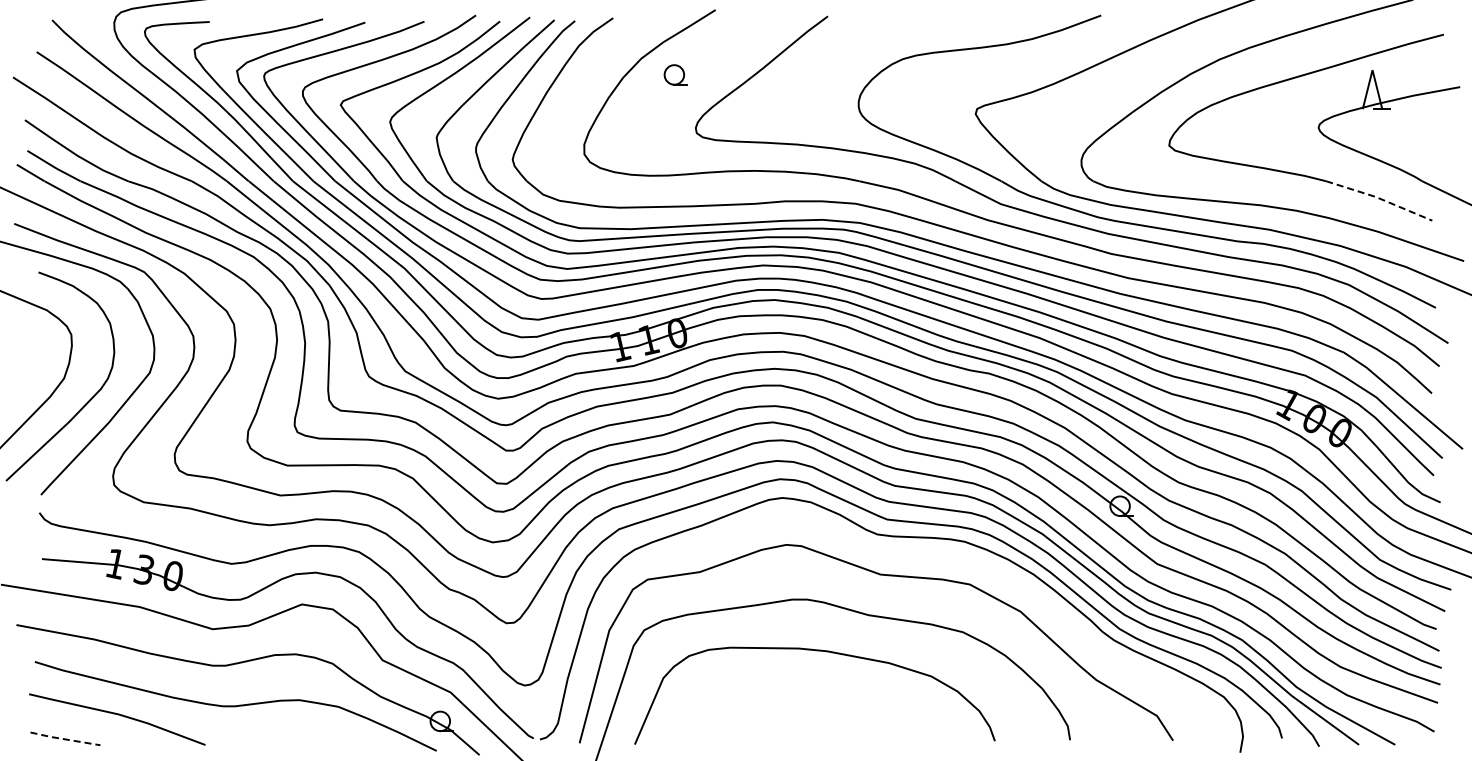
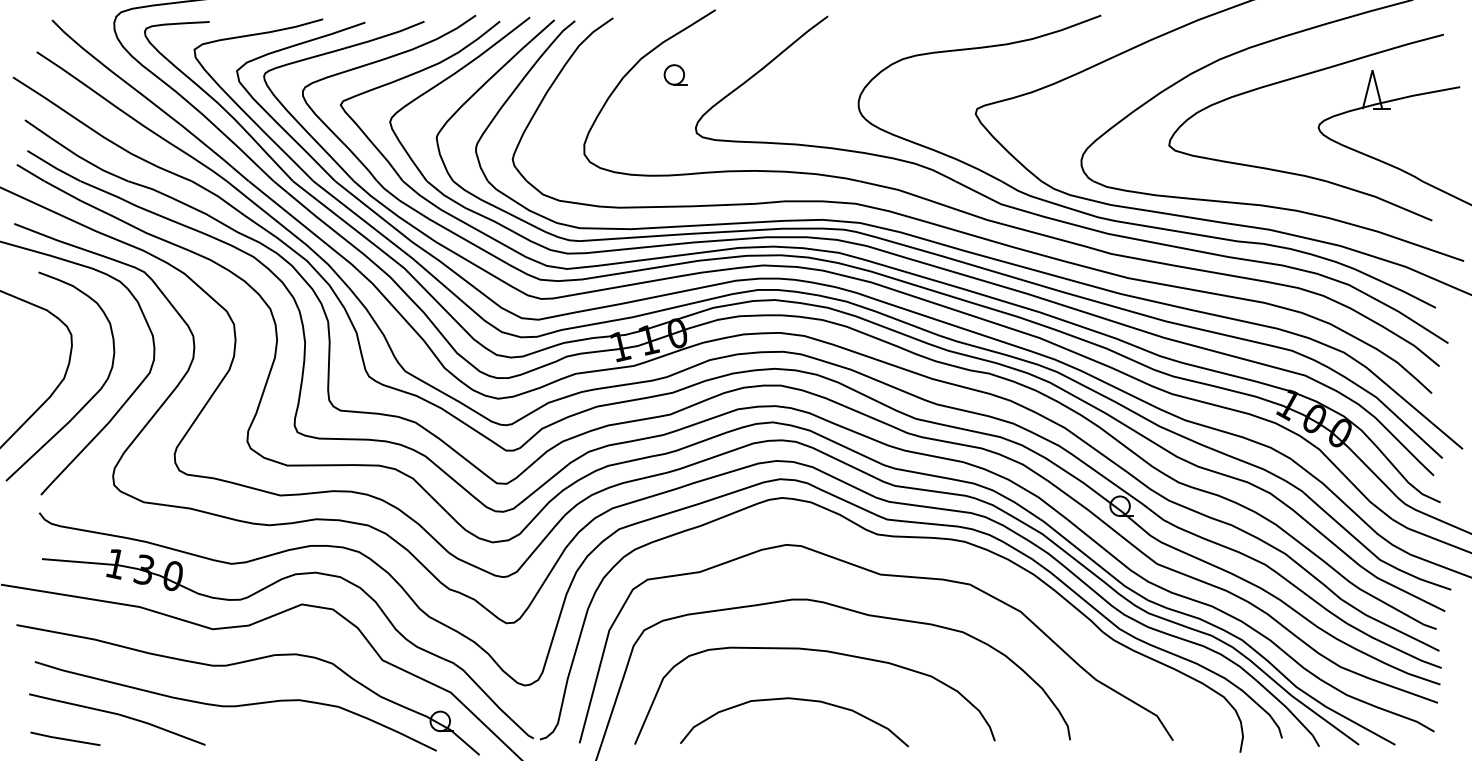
line: dashed -> solid (1379, 198)
curve: none -> present (798, 700)
line: dashed -> solid (65, 739)
